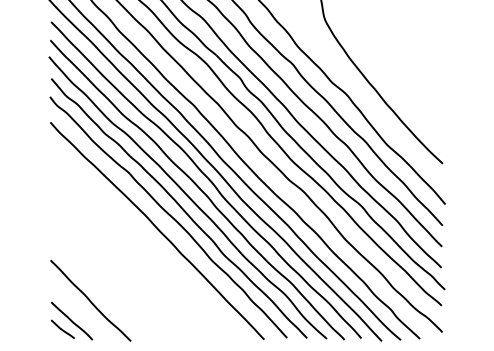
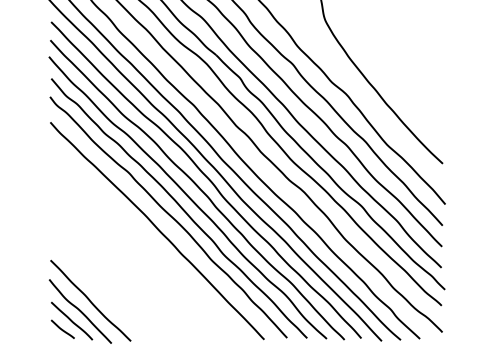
curve: none -> present (79, 311)
